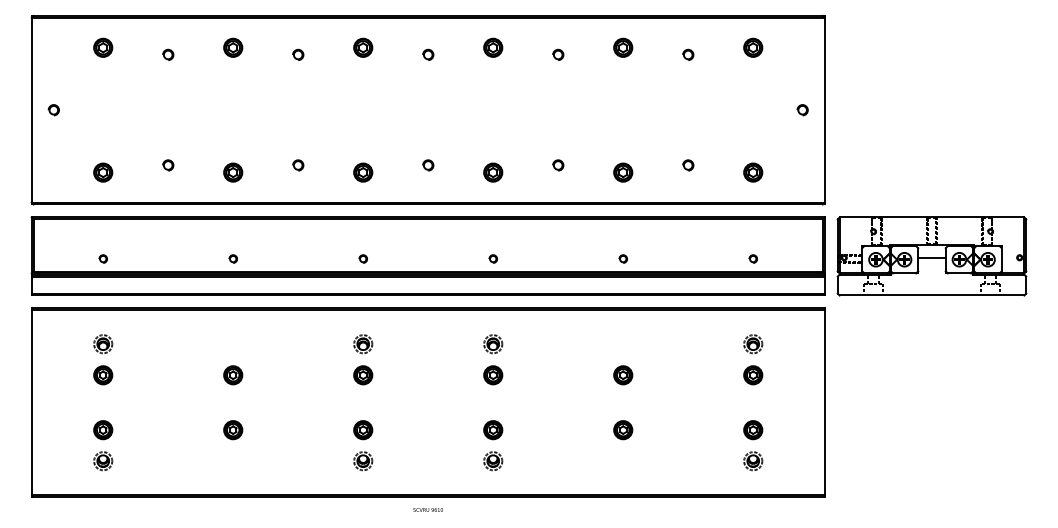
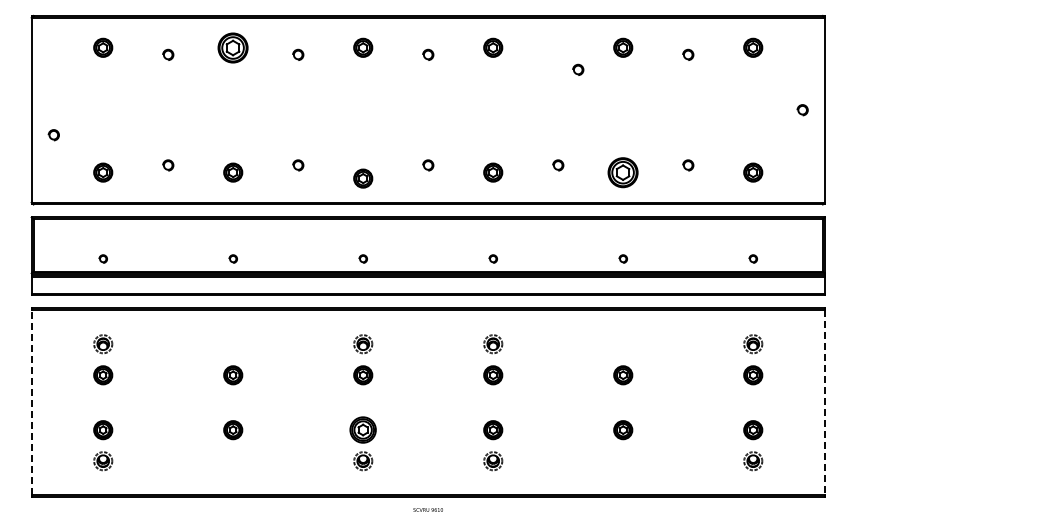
part size: 21x21 px -> 32x32 px (232, 47)
part position: (558, 54) -> (578, 69) (578, 69)
part position: (53, 110) -> (53, 135) (53, 135)
part position: (363, 172) -> (363, 178) (363, 178)
part size: 21x21 px -> 32x32 px (622, 172)
part: present -> none (931, 256)
line: solid -> dashed (31, 402)
line: solid -> dashed (824, 403)
part size: 21x21 px -> 28x28 px (362, 429)
